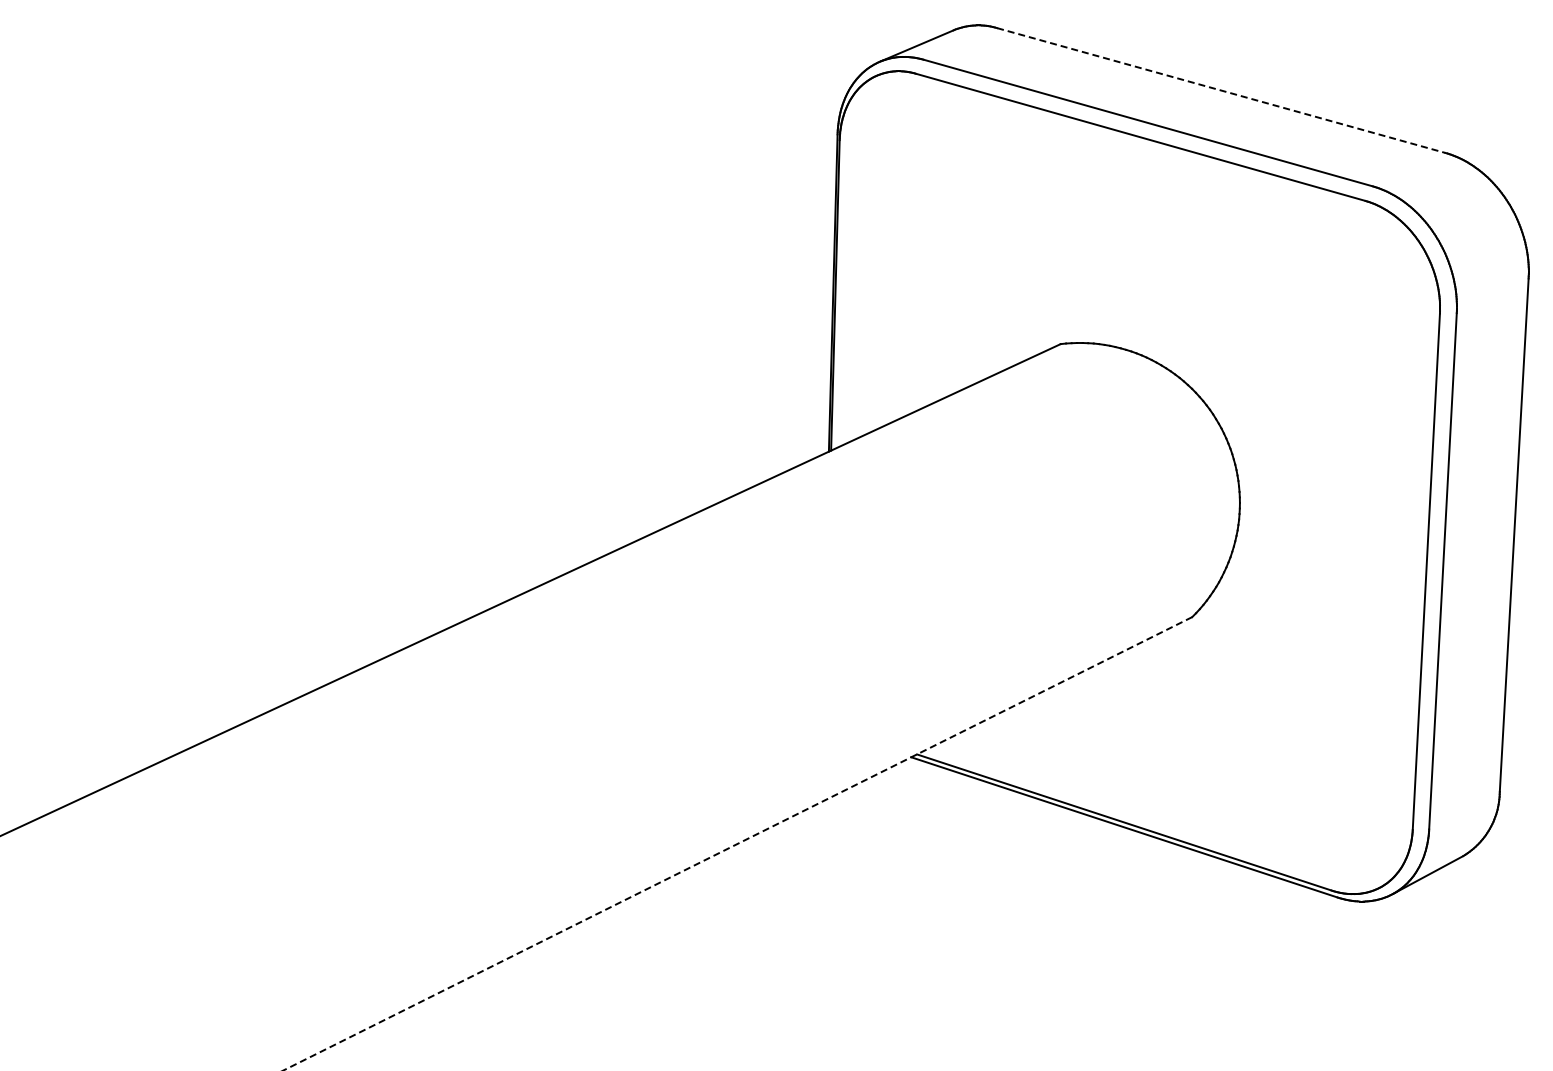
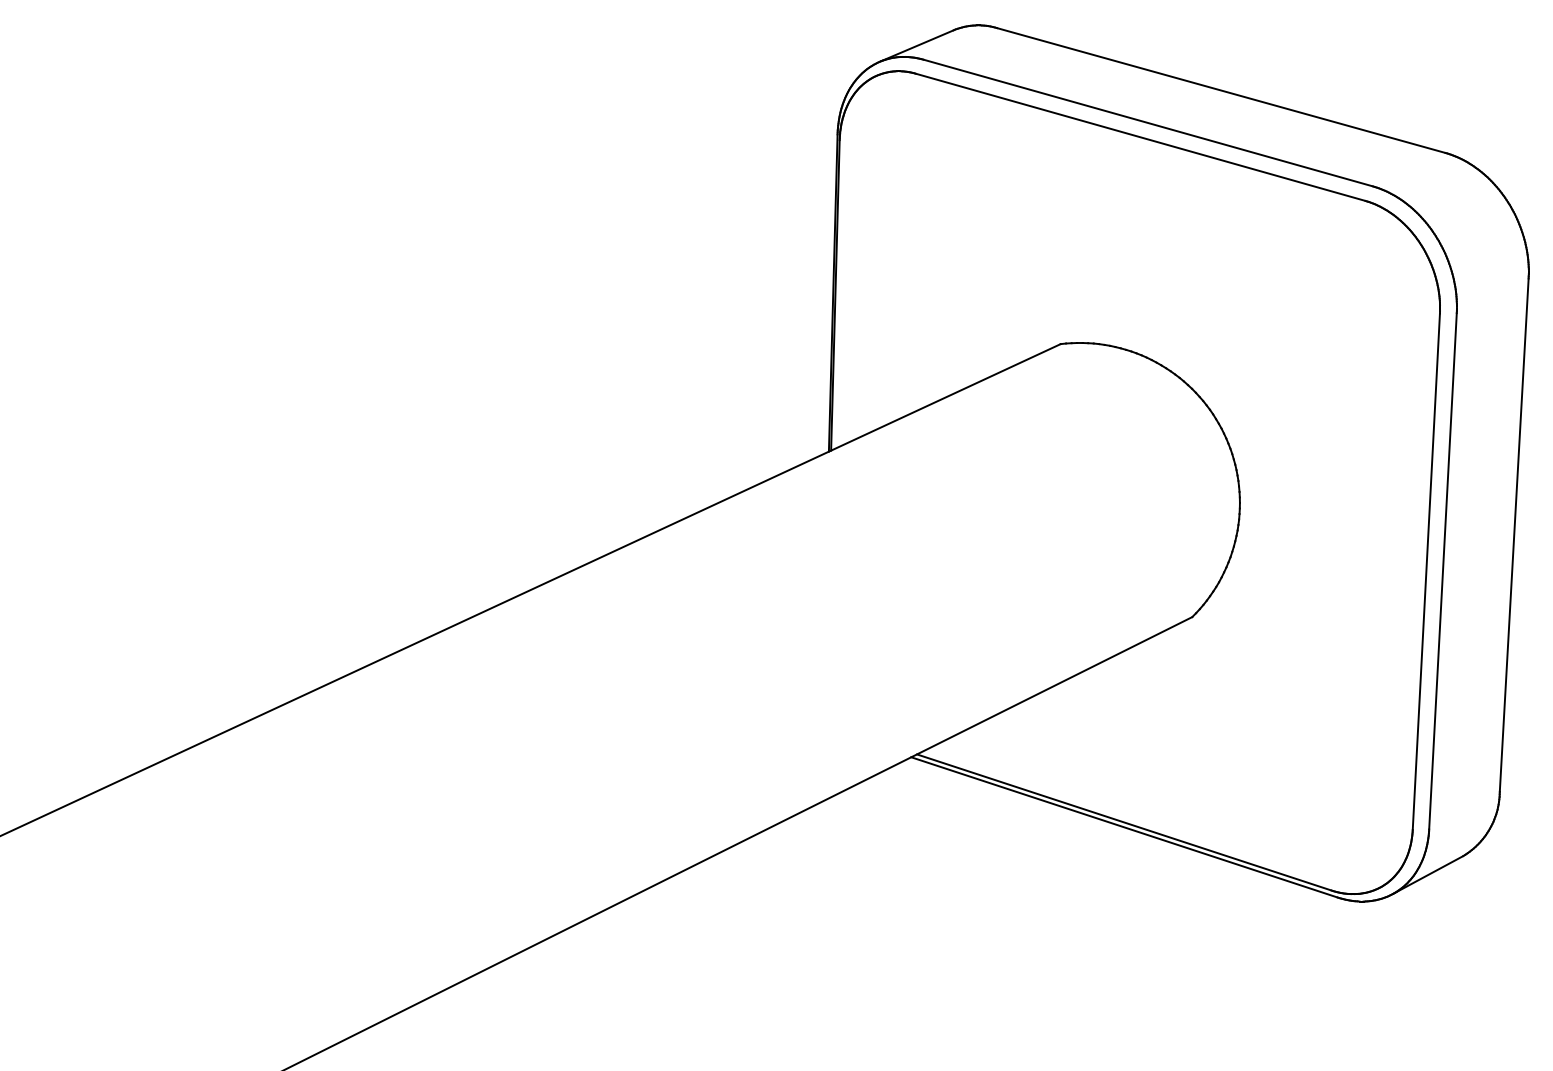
line: dashed -> solid (1221, 90)
line: dashed -> solid (737, 843)
